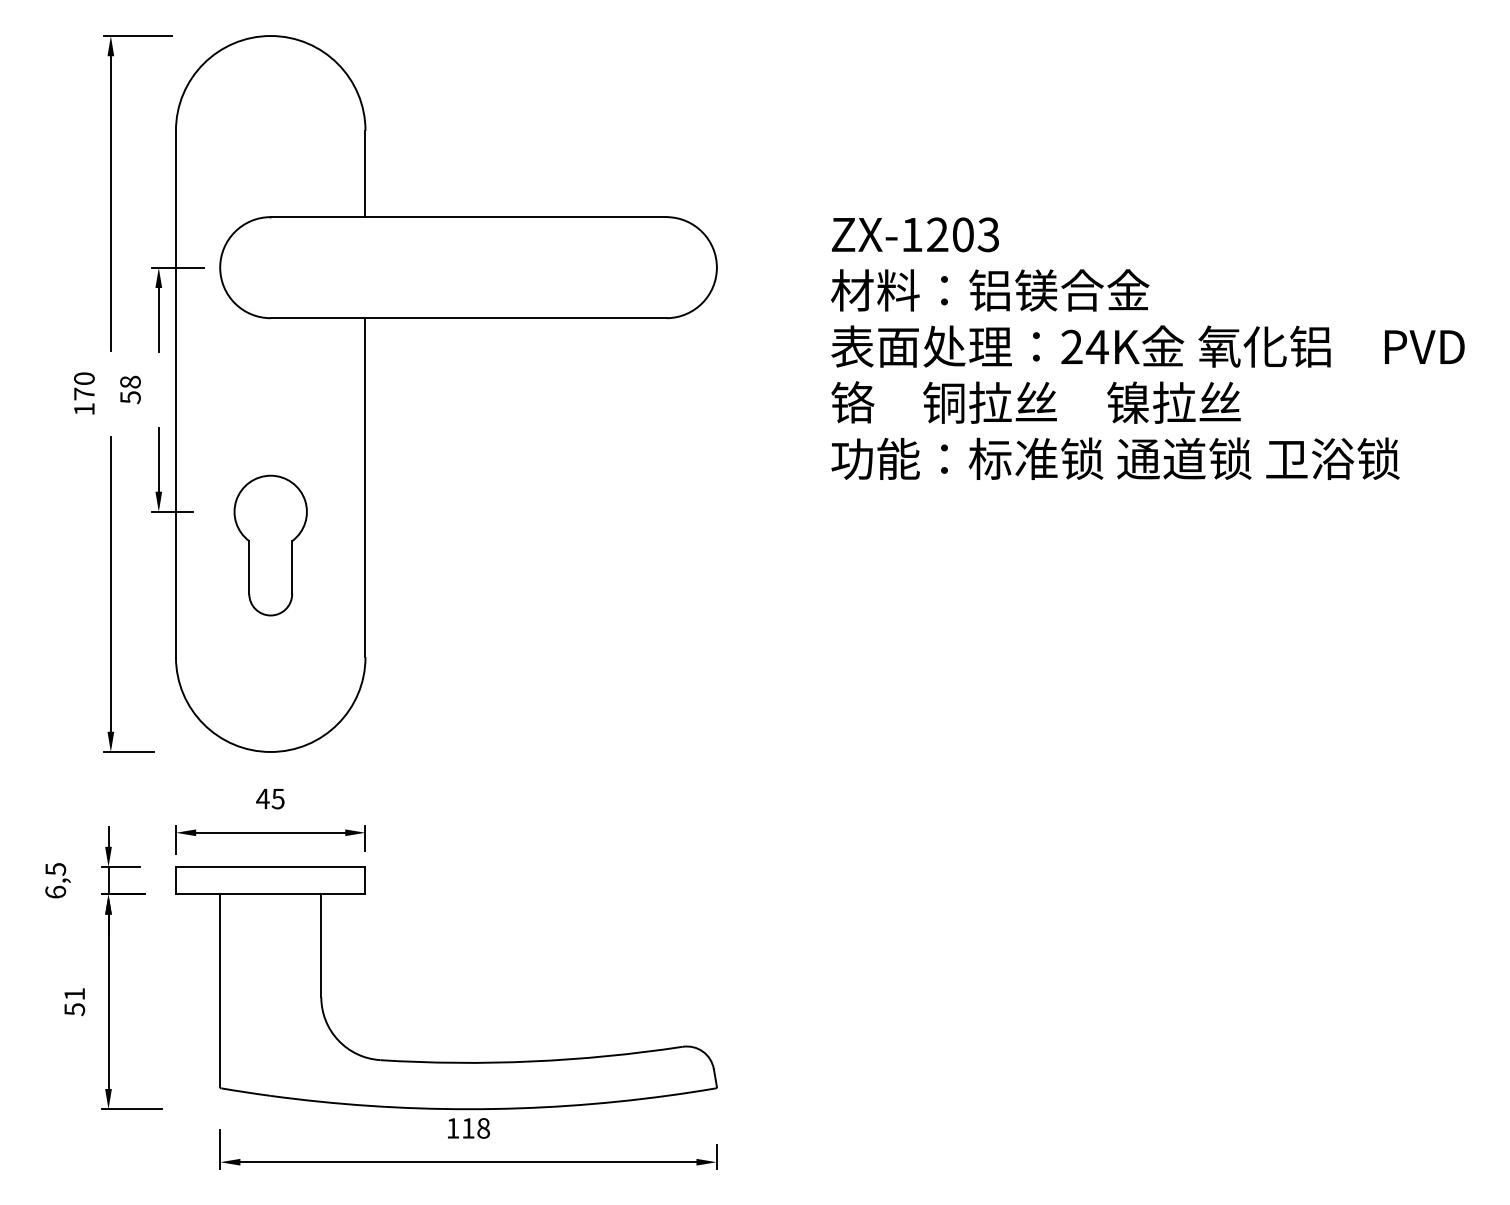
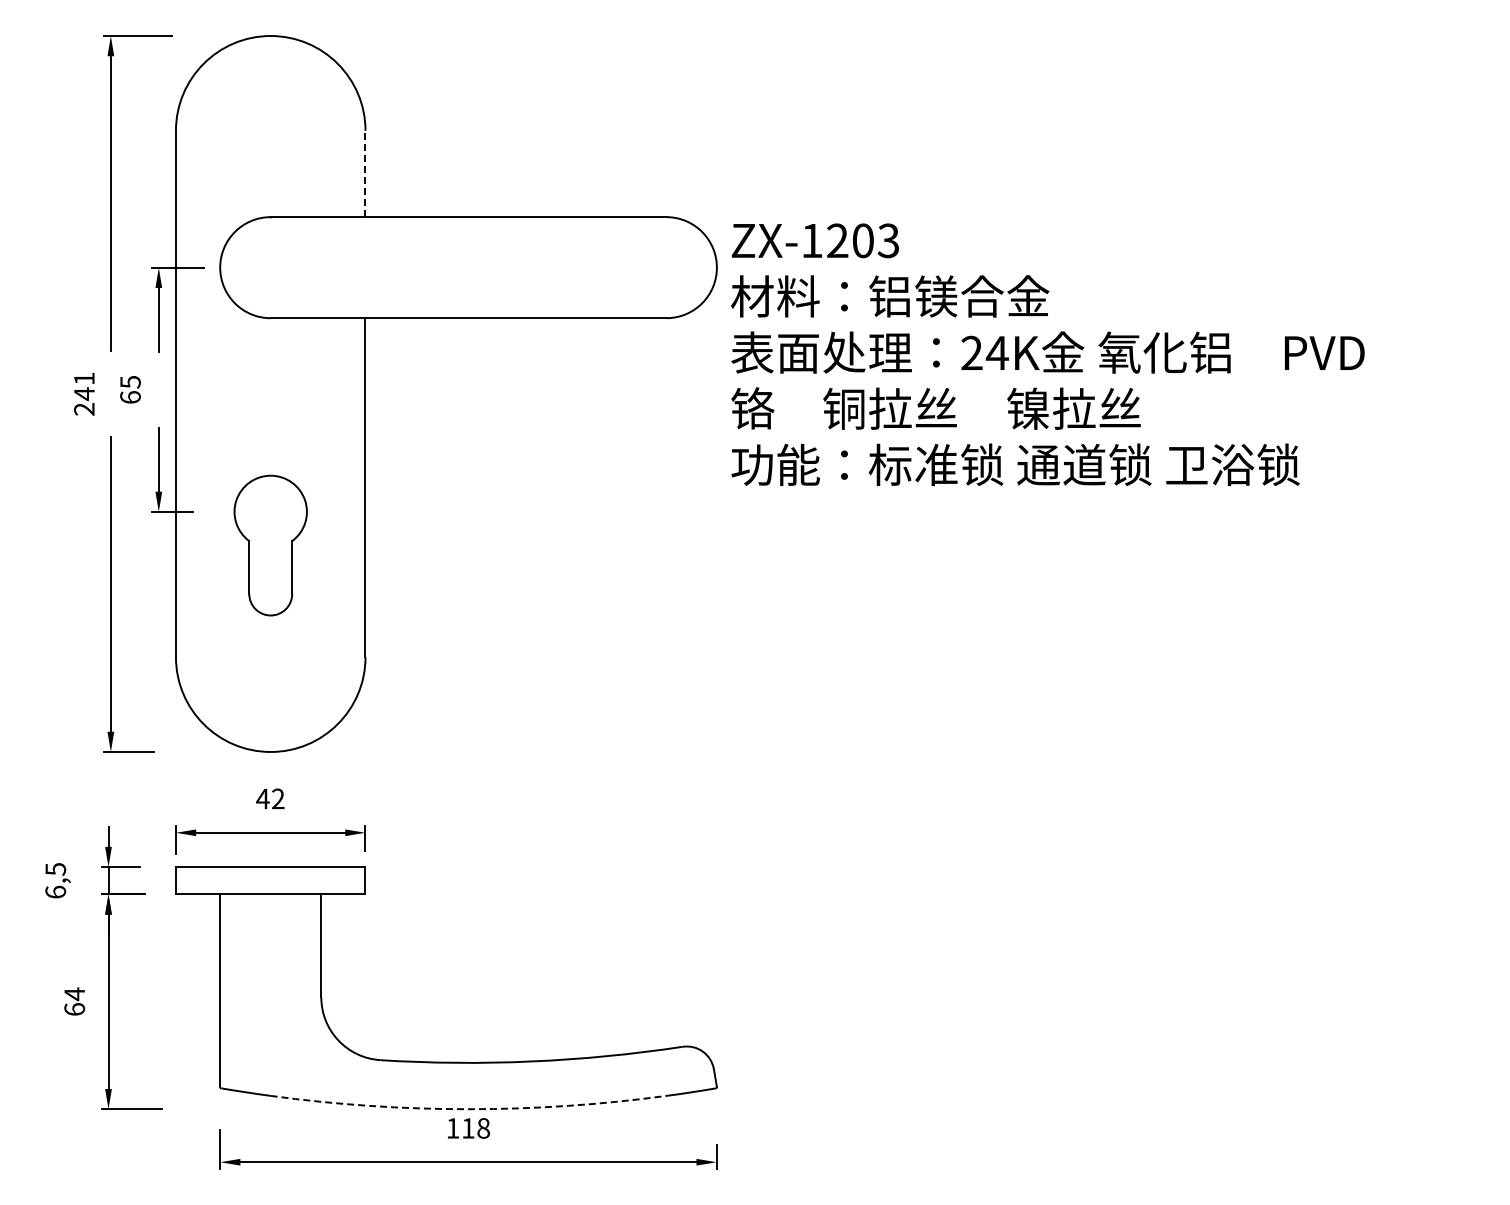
line: solid -> dashed (365, 173)
text position: (1147, 348) -> (1047, 354) (1047, 354)
text: 58 -> 65 (130, 389)
text: 170 -> 241 (84, 393)
text: 45 -> 42 (277, 798)
text: 51 -> 64 (74, 1001)
arc: solid -> dashed (468, 1109)
